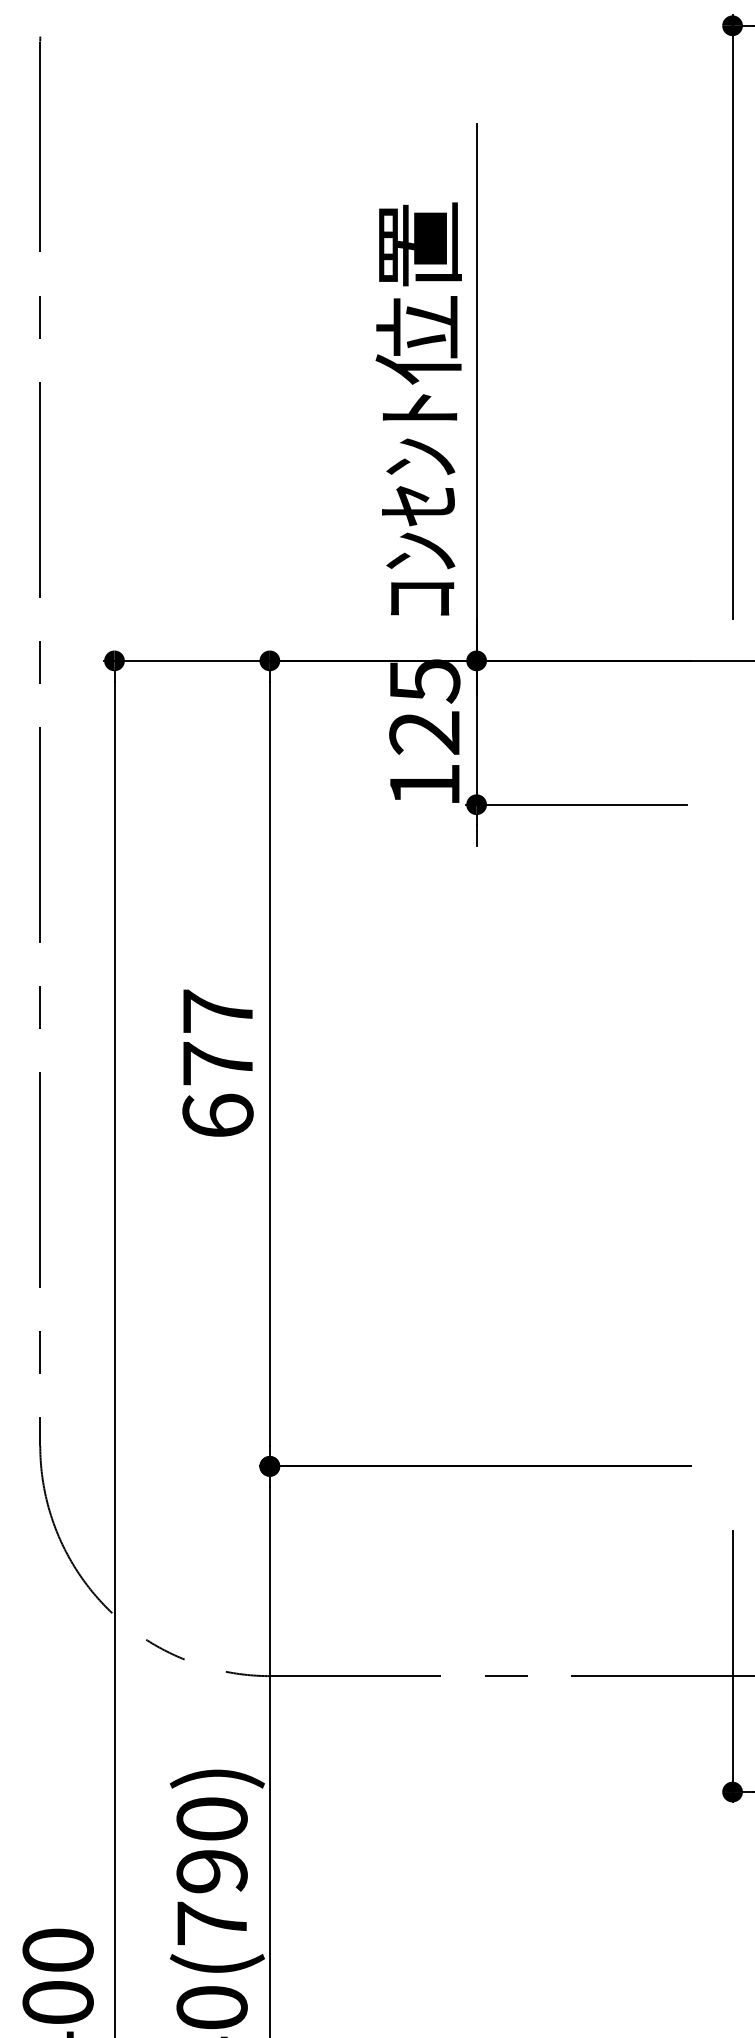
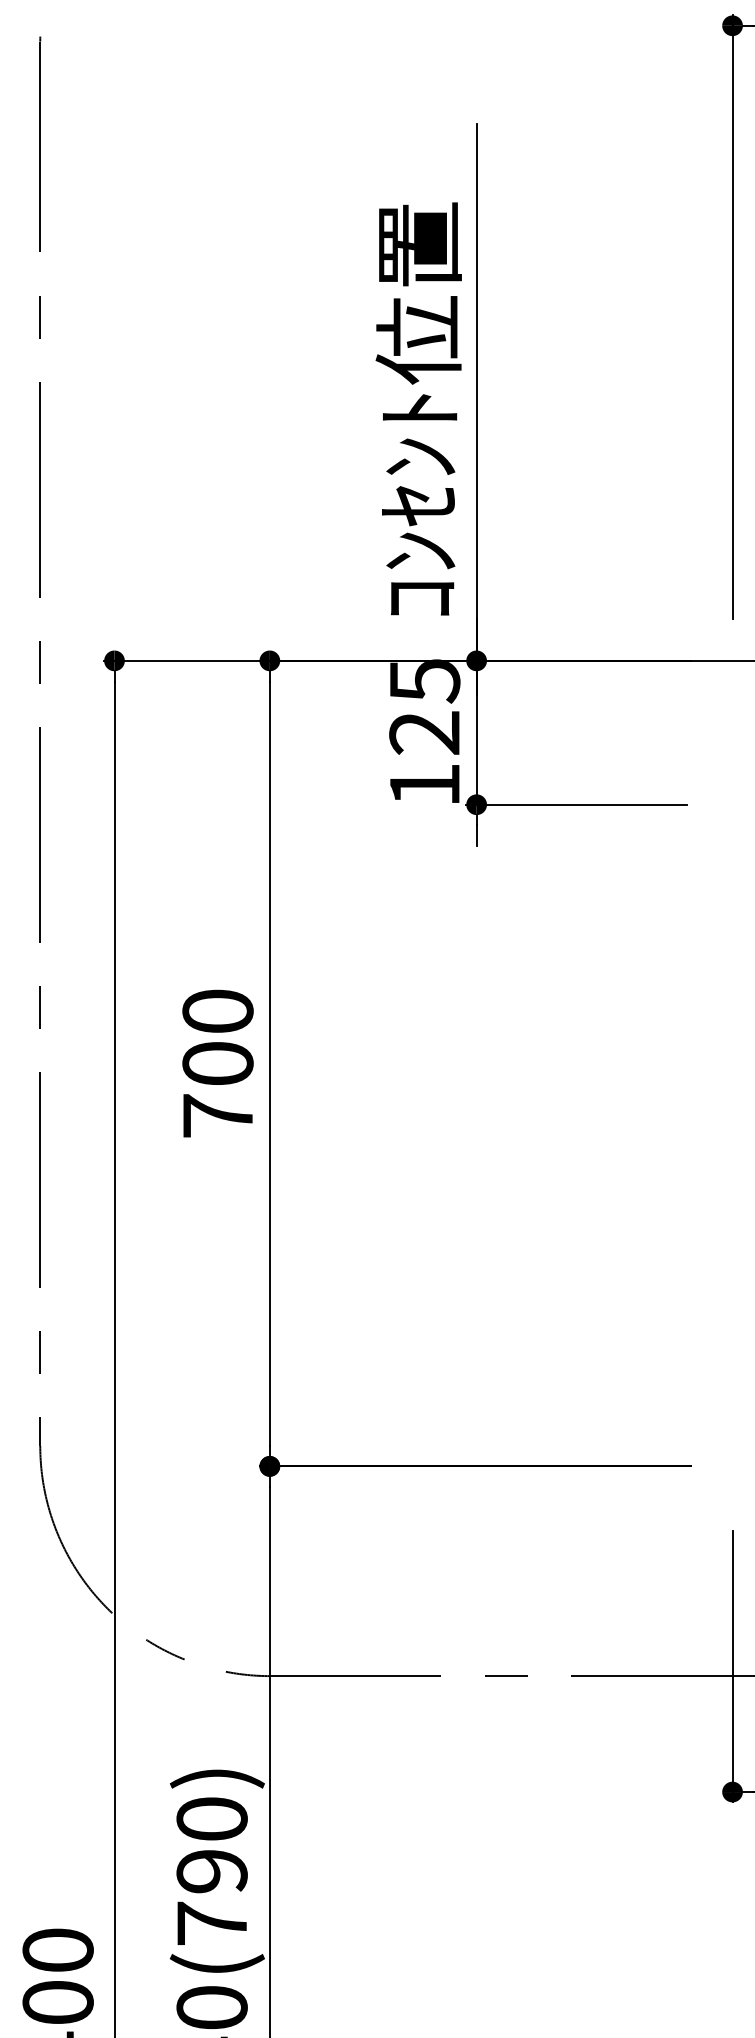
text: 677 -> 700 (217, 1063)
